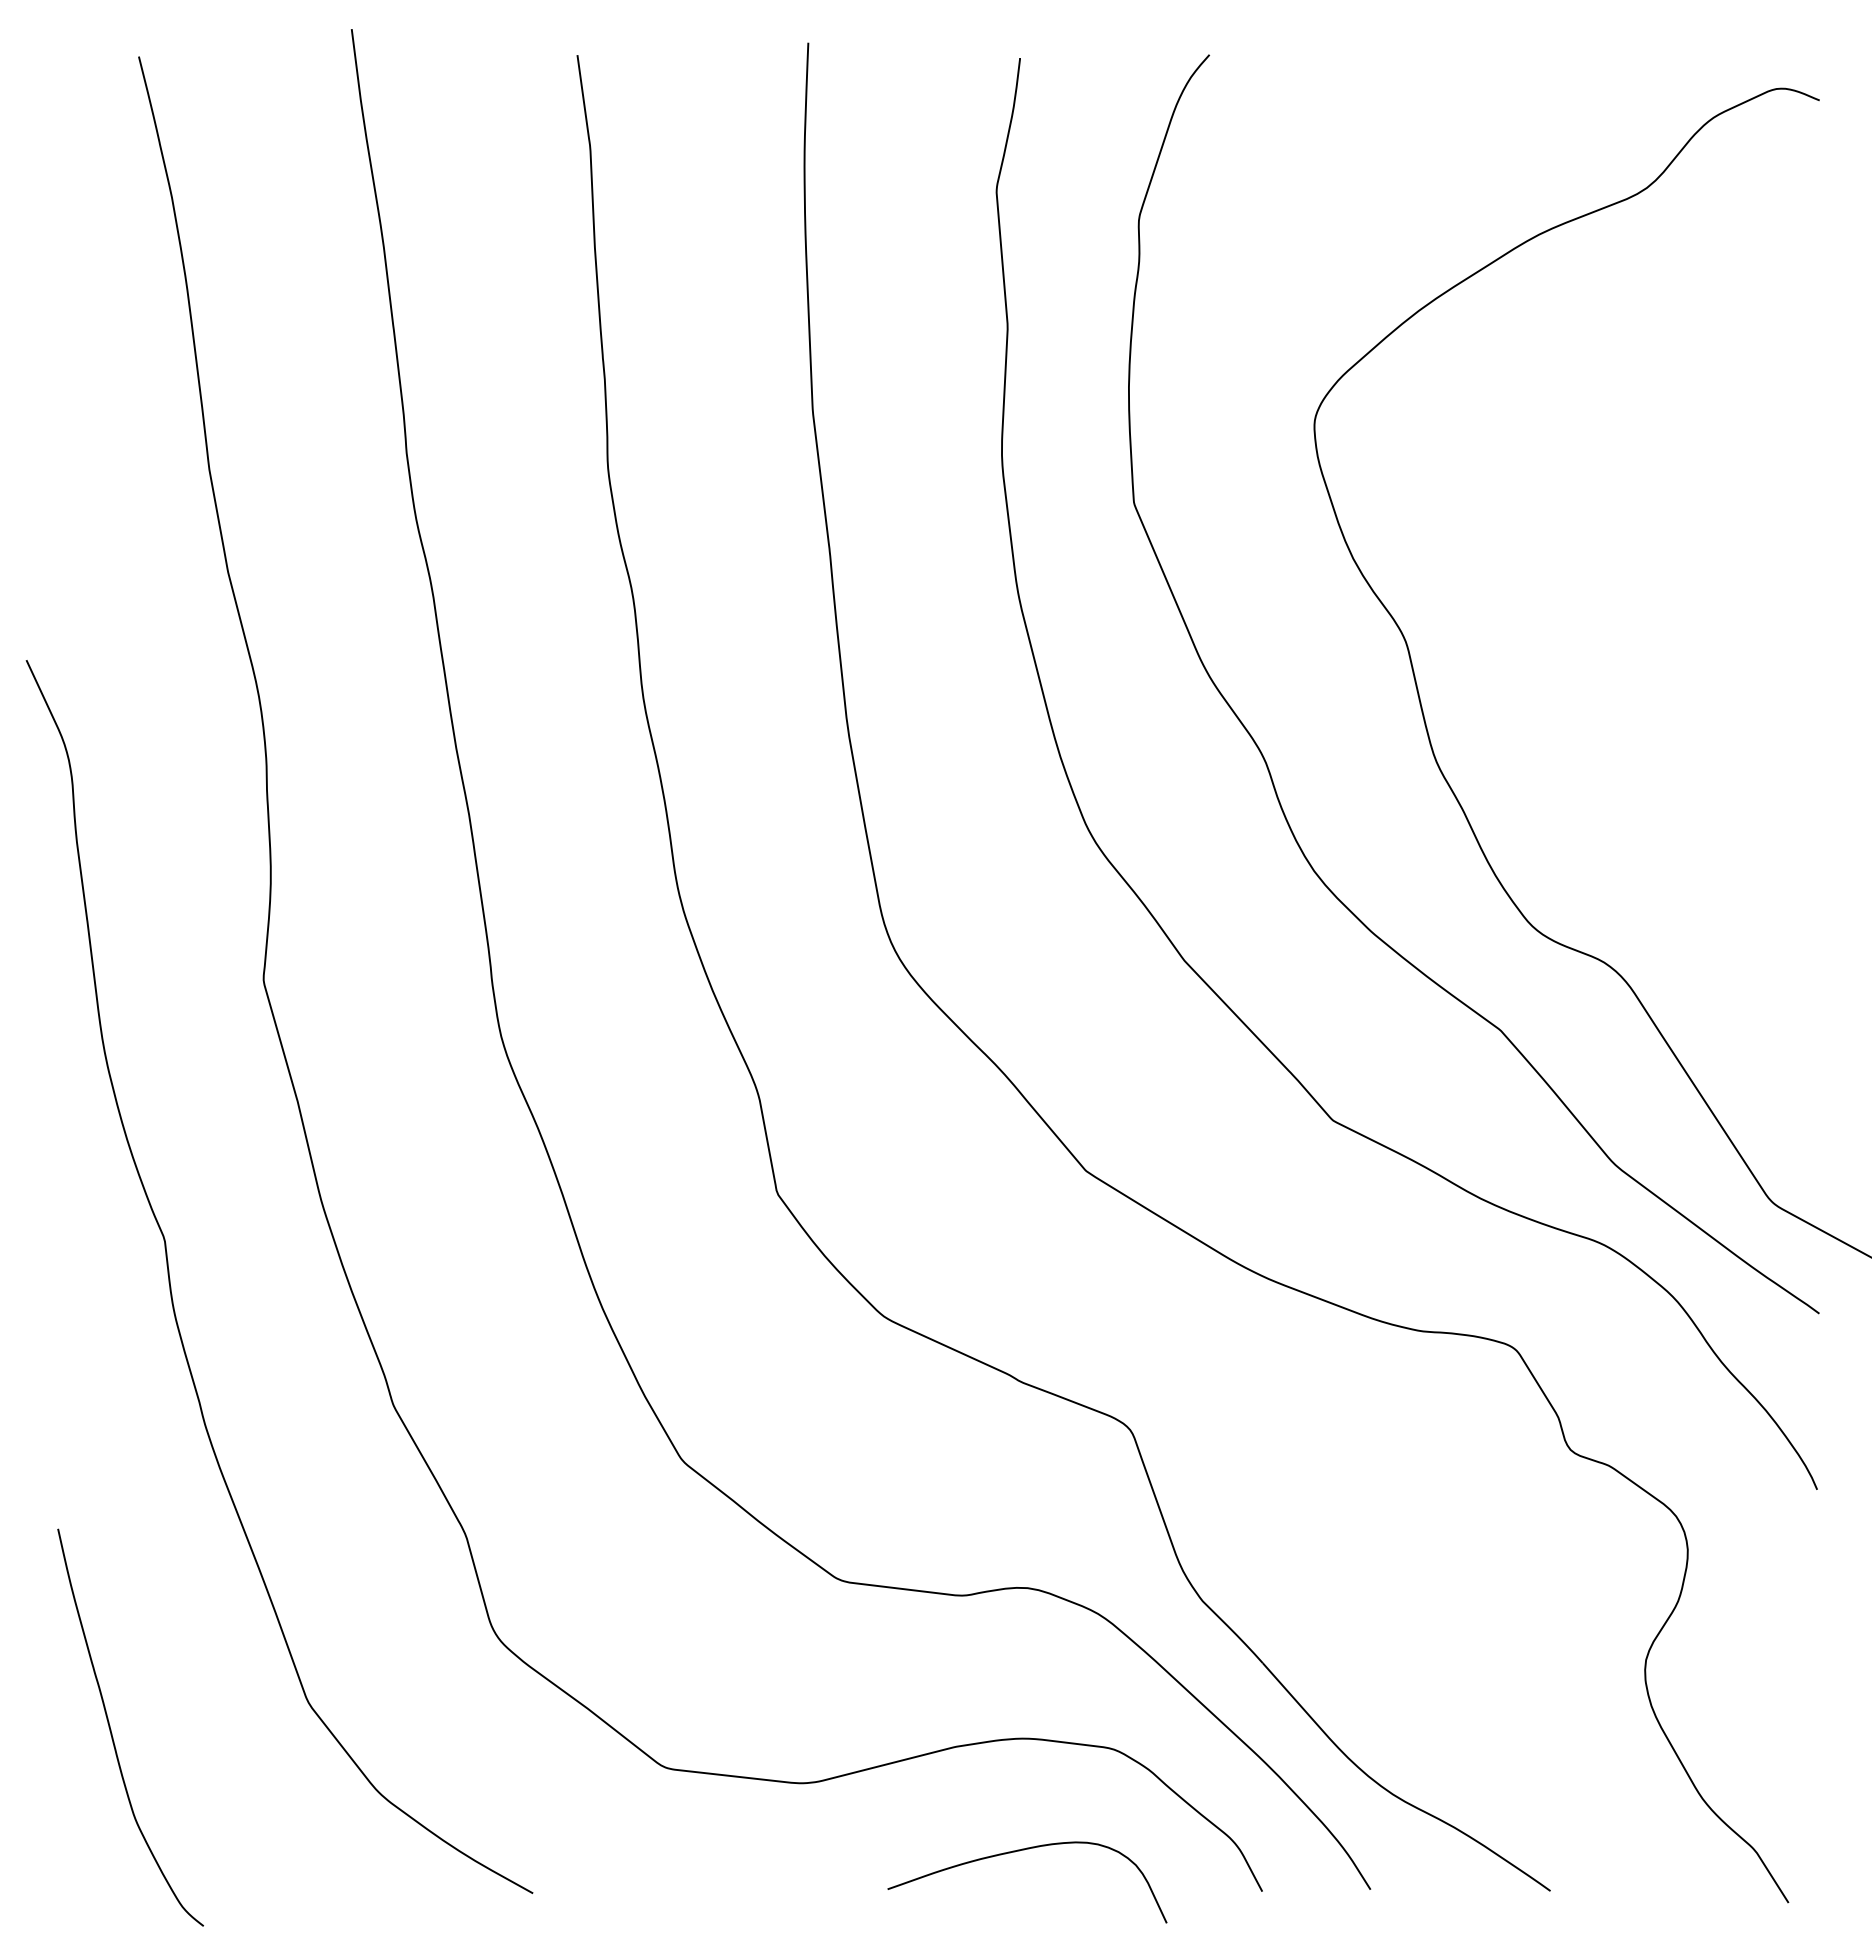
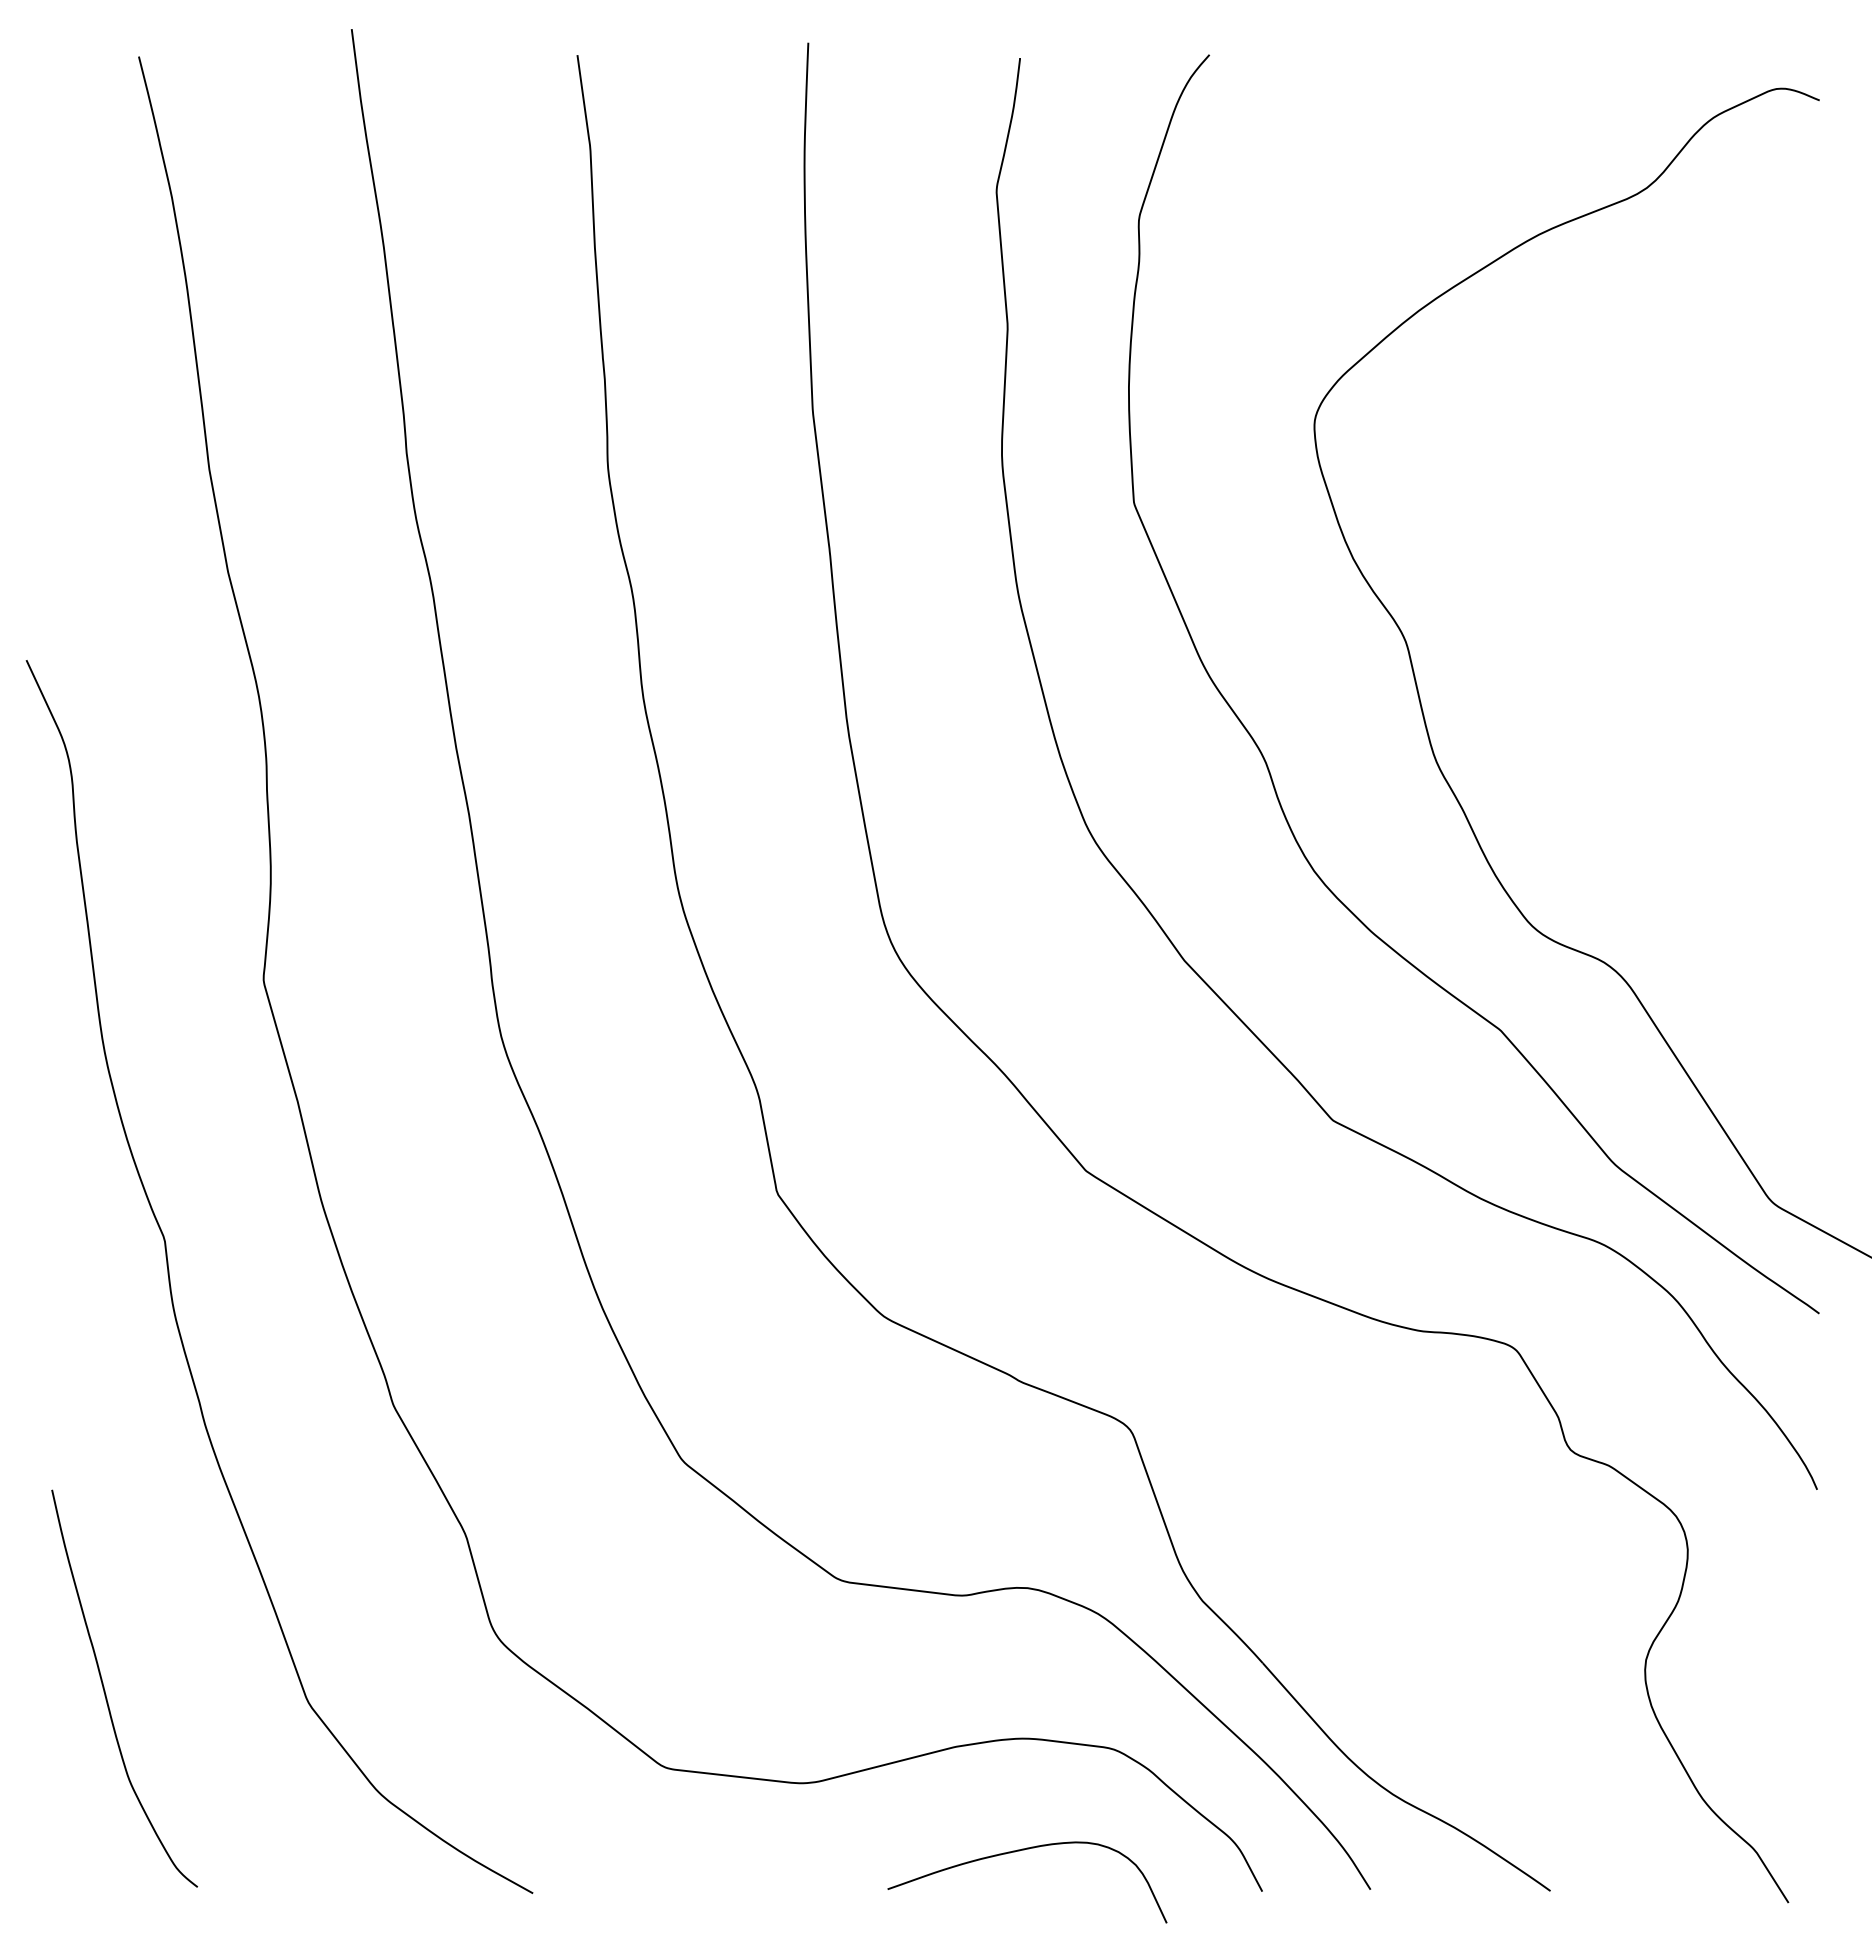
curve position: (112, 1733) -> (106, 1694) (106, 1694)
